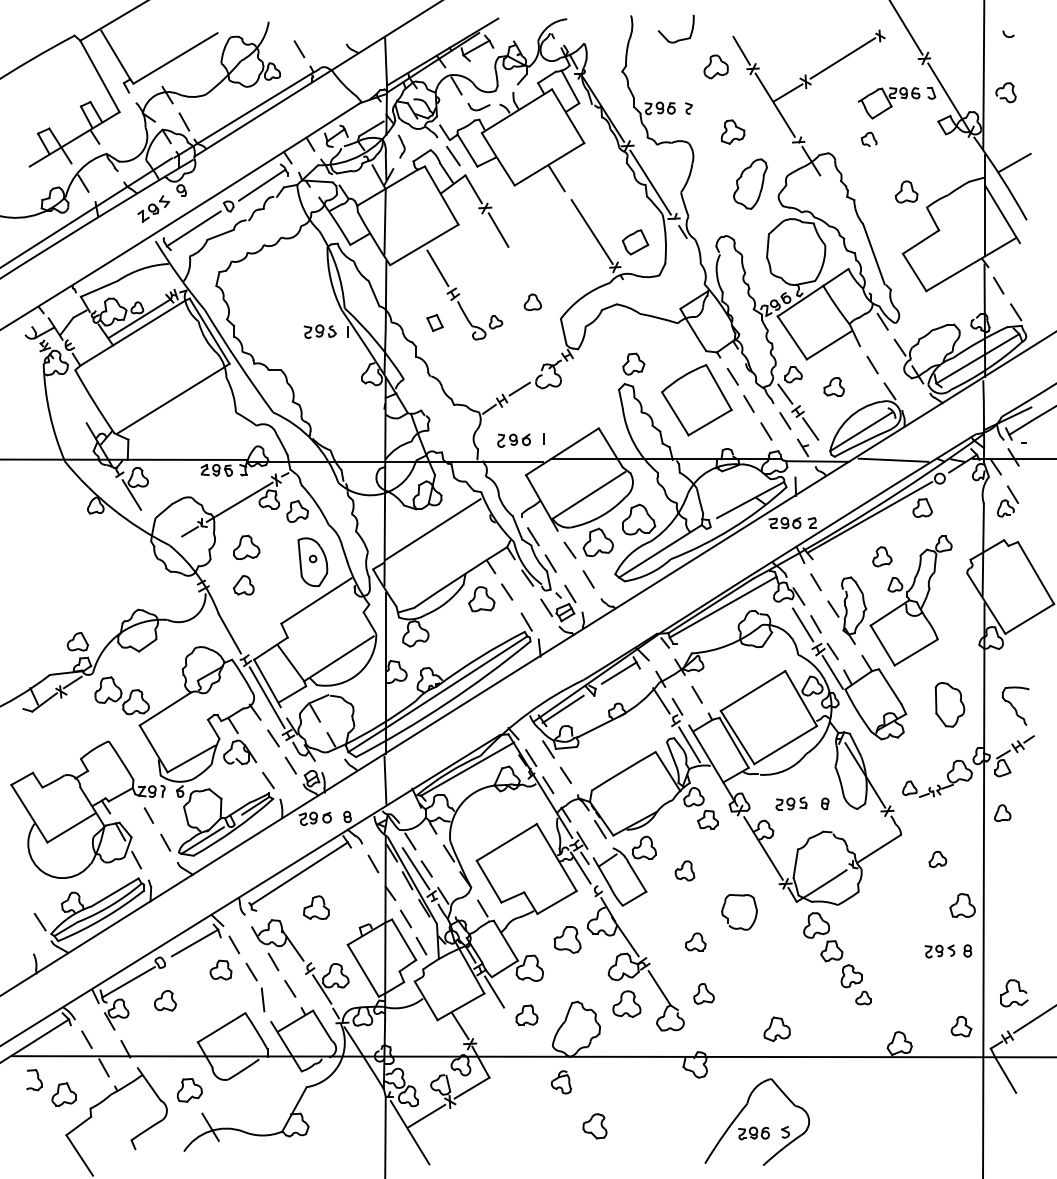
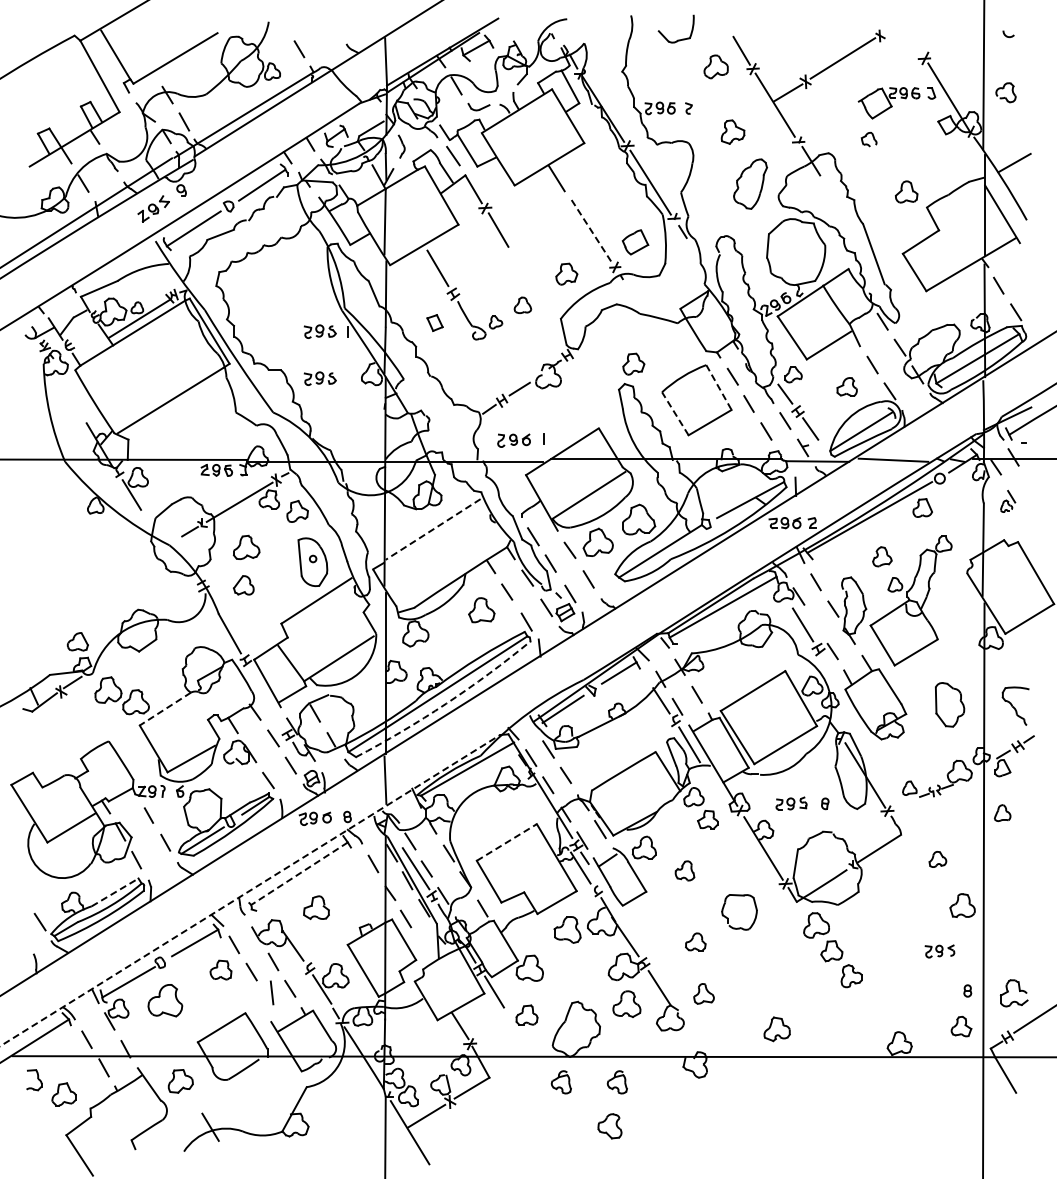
line: present -> none (906, 28)
line: solid -> dashed (592, 232)
part: none -> present (566, 273)
part position: (532, 301) -> (522, 304) (522, 304)
part: none -> present (319, 378)
part position: (833, 386) -> (846, 386) (846, 386)
line: solid -> dashed (718, 387)
line: solid -> dashed (675, 413)
part size: 23x33 px -> 17x23 px (1008, 501)
line: solid -> dashed (432, 529)
part position: (481, 599) -> (481, 610) (481, 610)
line: present -> none (815, 624)
line: present -> none (832, 671)
line: present -> none (266, 697)
arc: solid -> dashed (446, 703)
line: solid -> dashed (164, 709)
line: solid -> dashed (507, 842)
line: solid -> dashed (299, 873)
line: solid -> dashed (250, 890)
line: solid -> dashed (115, 892)
part position: (567, 939) -> (567, 929) (567, 929)
line: present -> none (421, 946)
part position: (967, 950) -> (967, 990) (967, 990)
part: present -> none (863, 997)
line position: (262, 999) -> (271, 992) (271, 992)
part size: 23x22 px -> 37x34 px (165, 1000)
part: none -> present (616, 1082)
part position: (189, 1090) -> (180, 1081) (180, 1081)
part: present -> none (756, 1121)
part position: (594, 1126) -> (609, 1126) (609, 1126)
